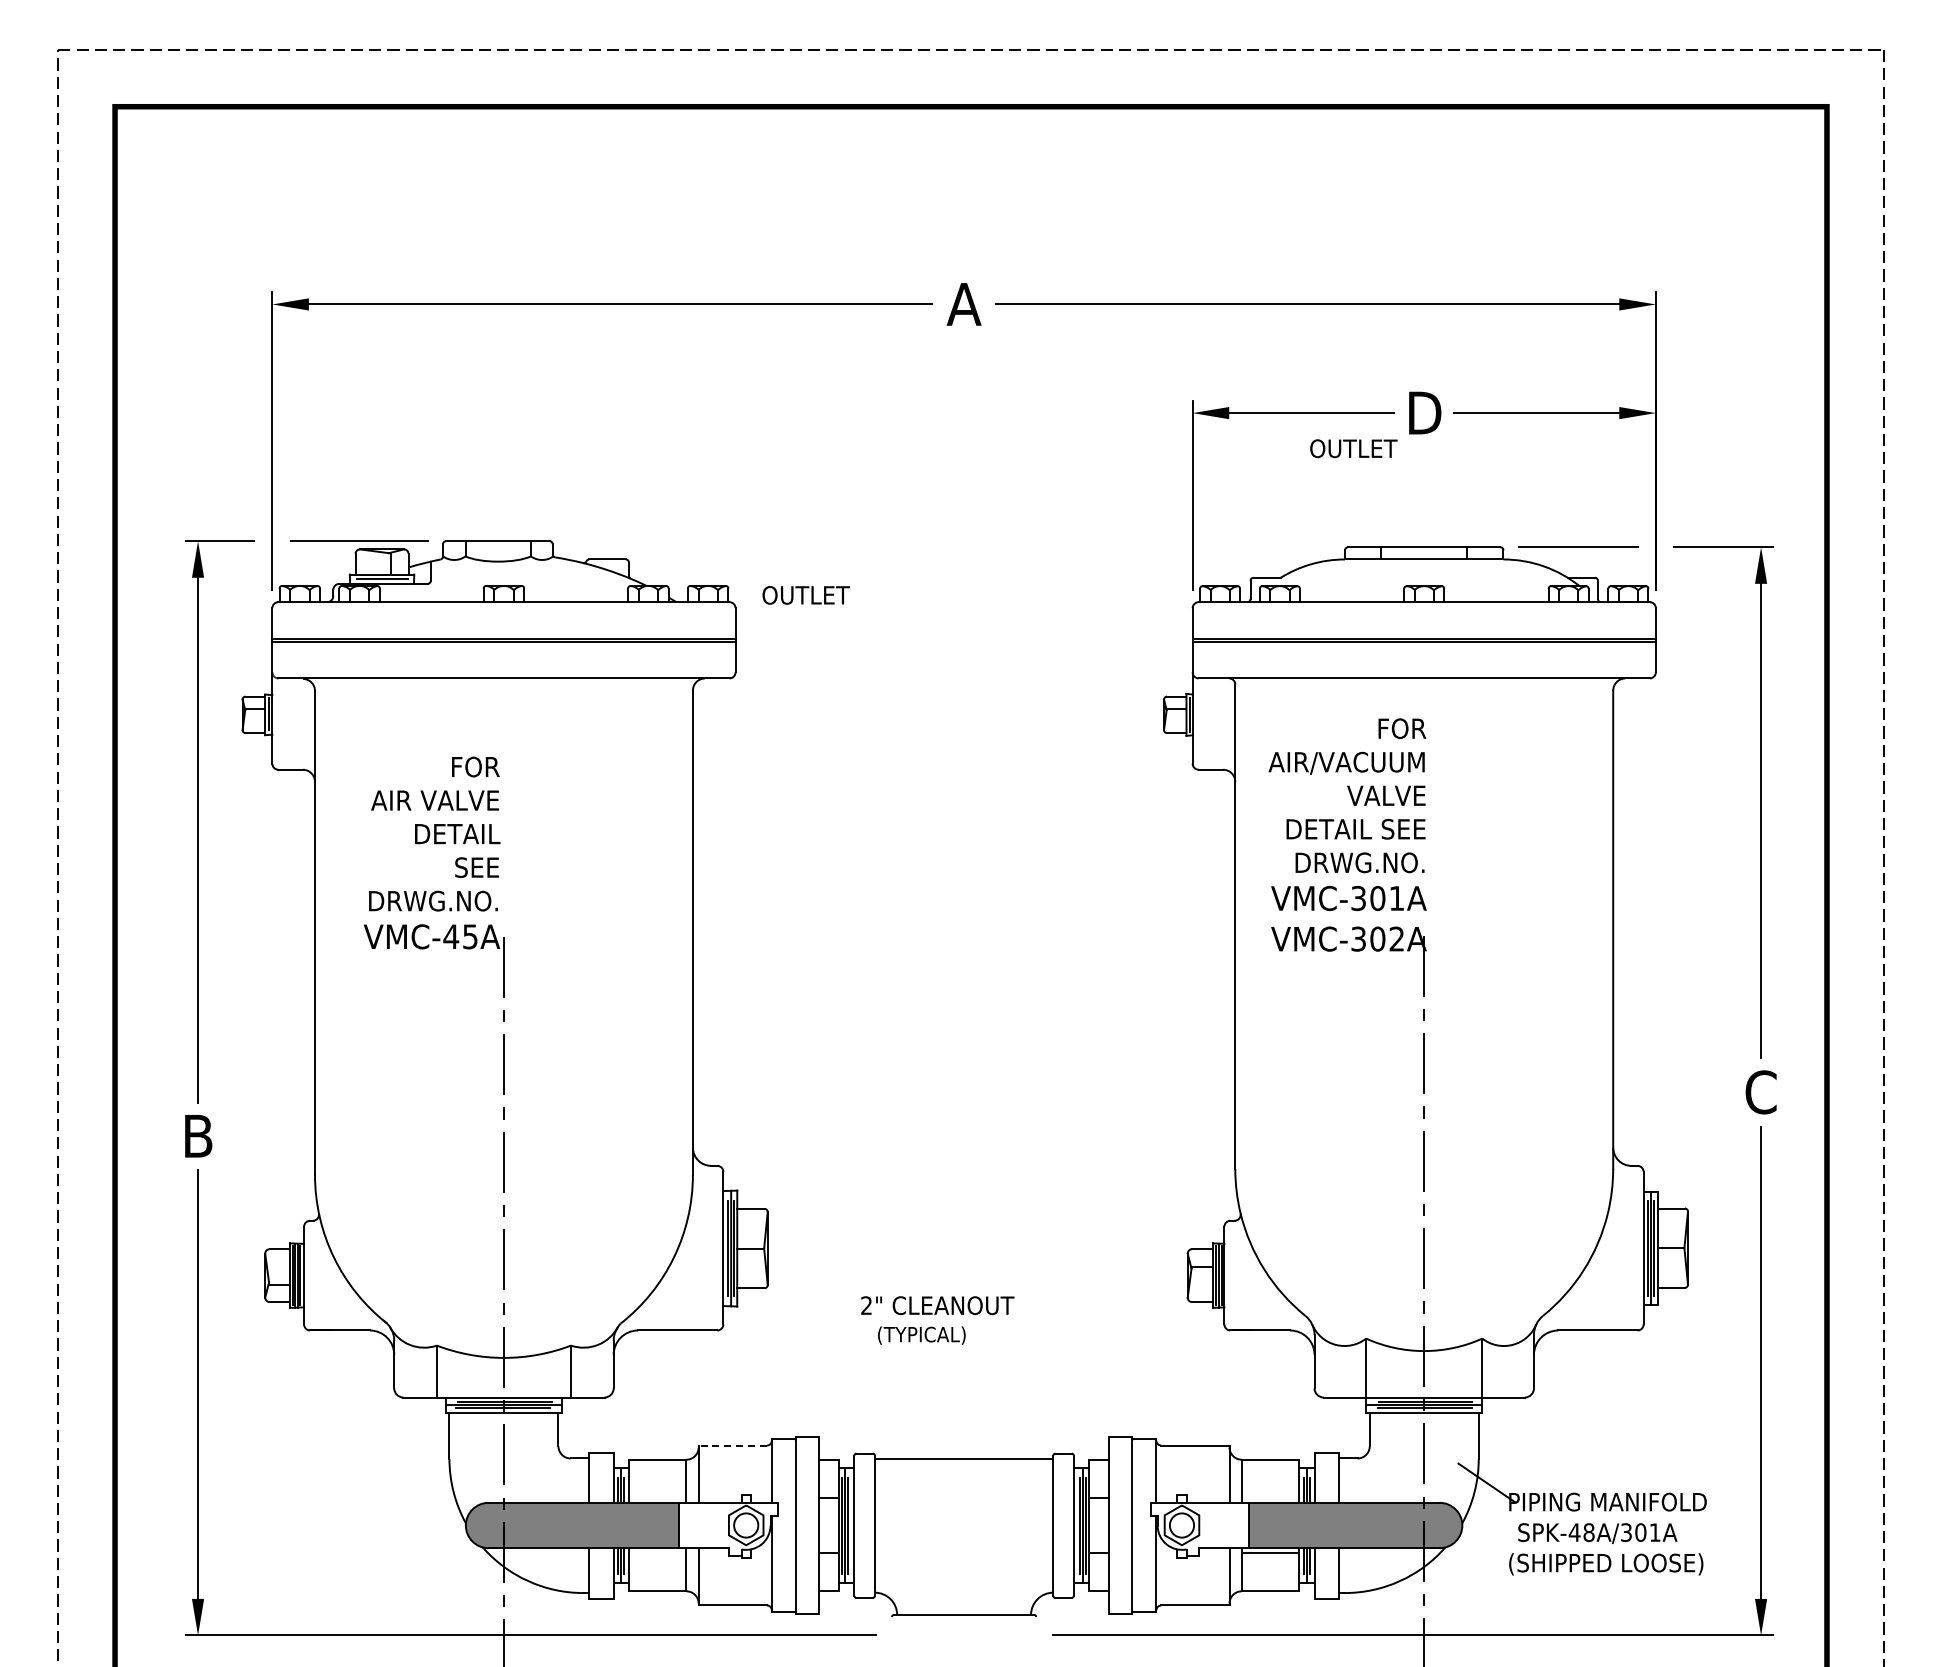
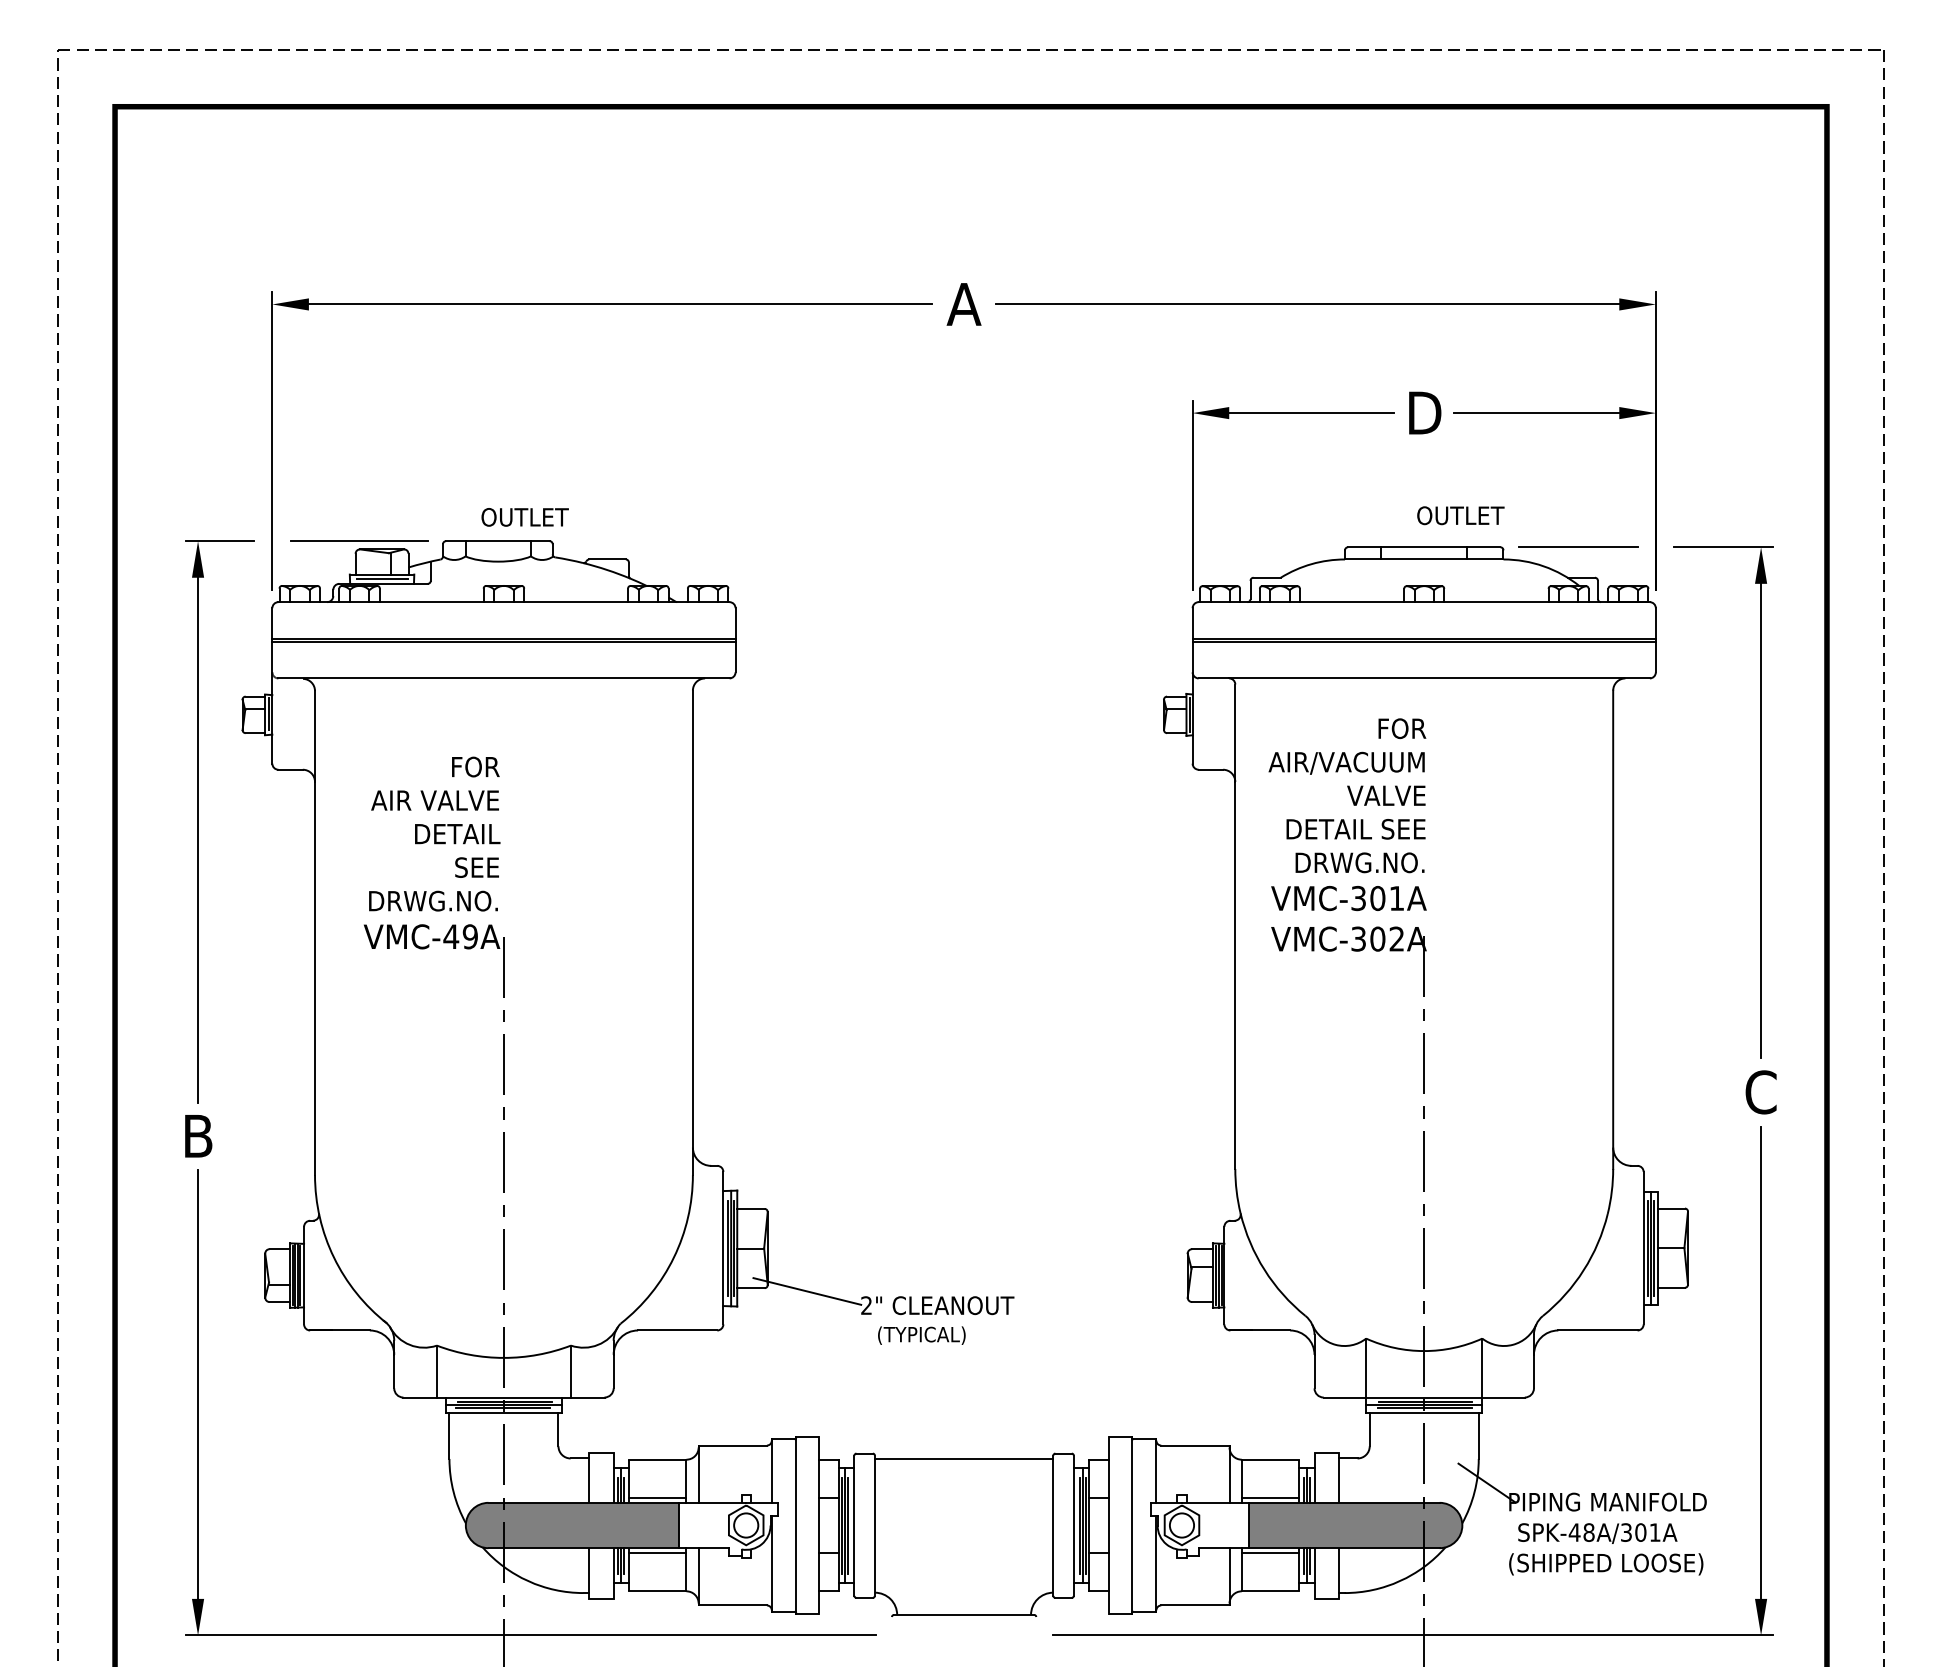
text position: (1353, 448) -> (1460, 515) (1460, 515)
text position: (805, 595) -> (524, 517) (524, 517)
text: VMC-45A -> VMC-49A (469, 936)
line: none -> present (807, 1291)
line: dashed -> solid (732, 1445)
line: none -> present (657, 1498)
line: none -> present (1270, 1498)
line: none -> present (657, 1552)
